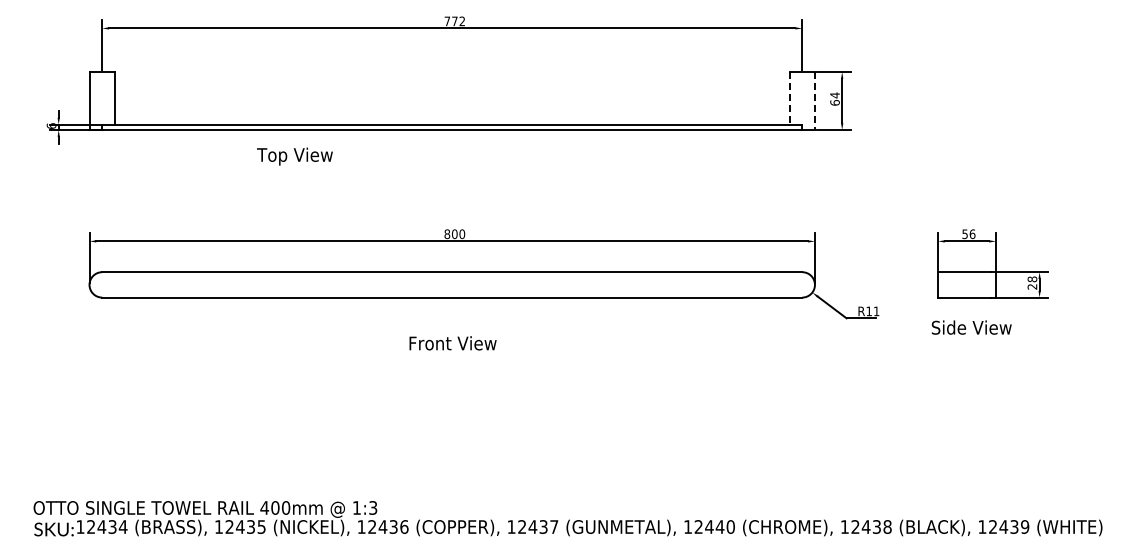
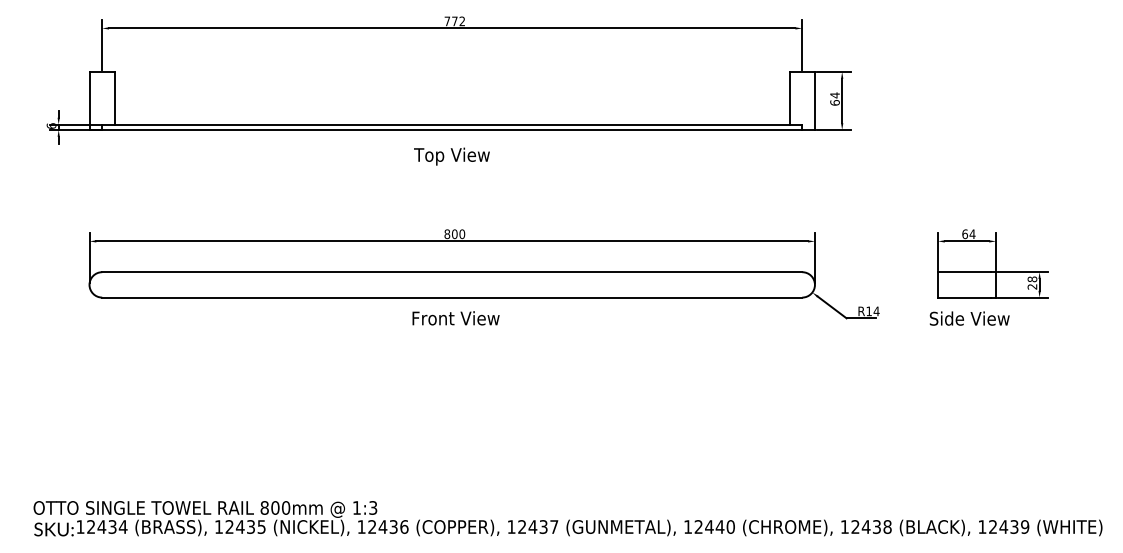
line: dashed -> solid (789, 98)
line: dashed -> solid (814, 101)
text position: (294, 156) -> (451, 156) (451, 156)
text: 56 -> 64 (968, 234)
text: R11 -> R14 (876, 311)
text position: (971, 327) -> (969, 318) (969, 318)
text position: (452, 343) -> (455, 318) (455, 318)
text: 400mm -> 800mm (264, 507)
